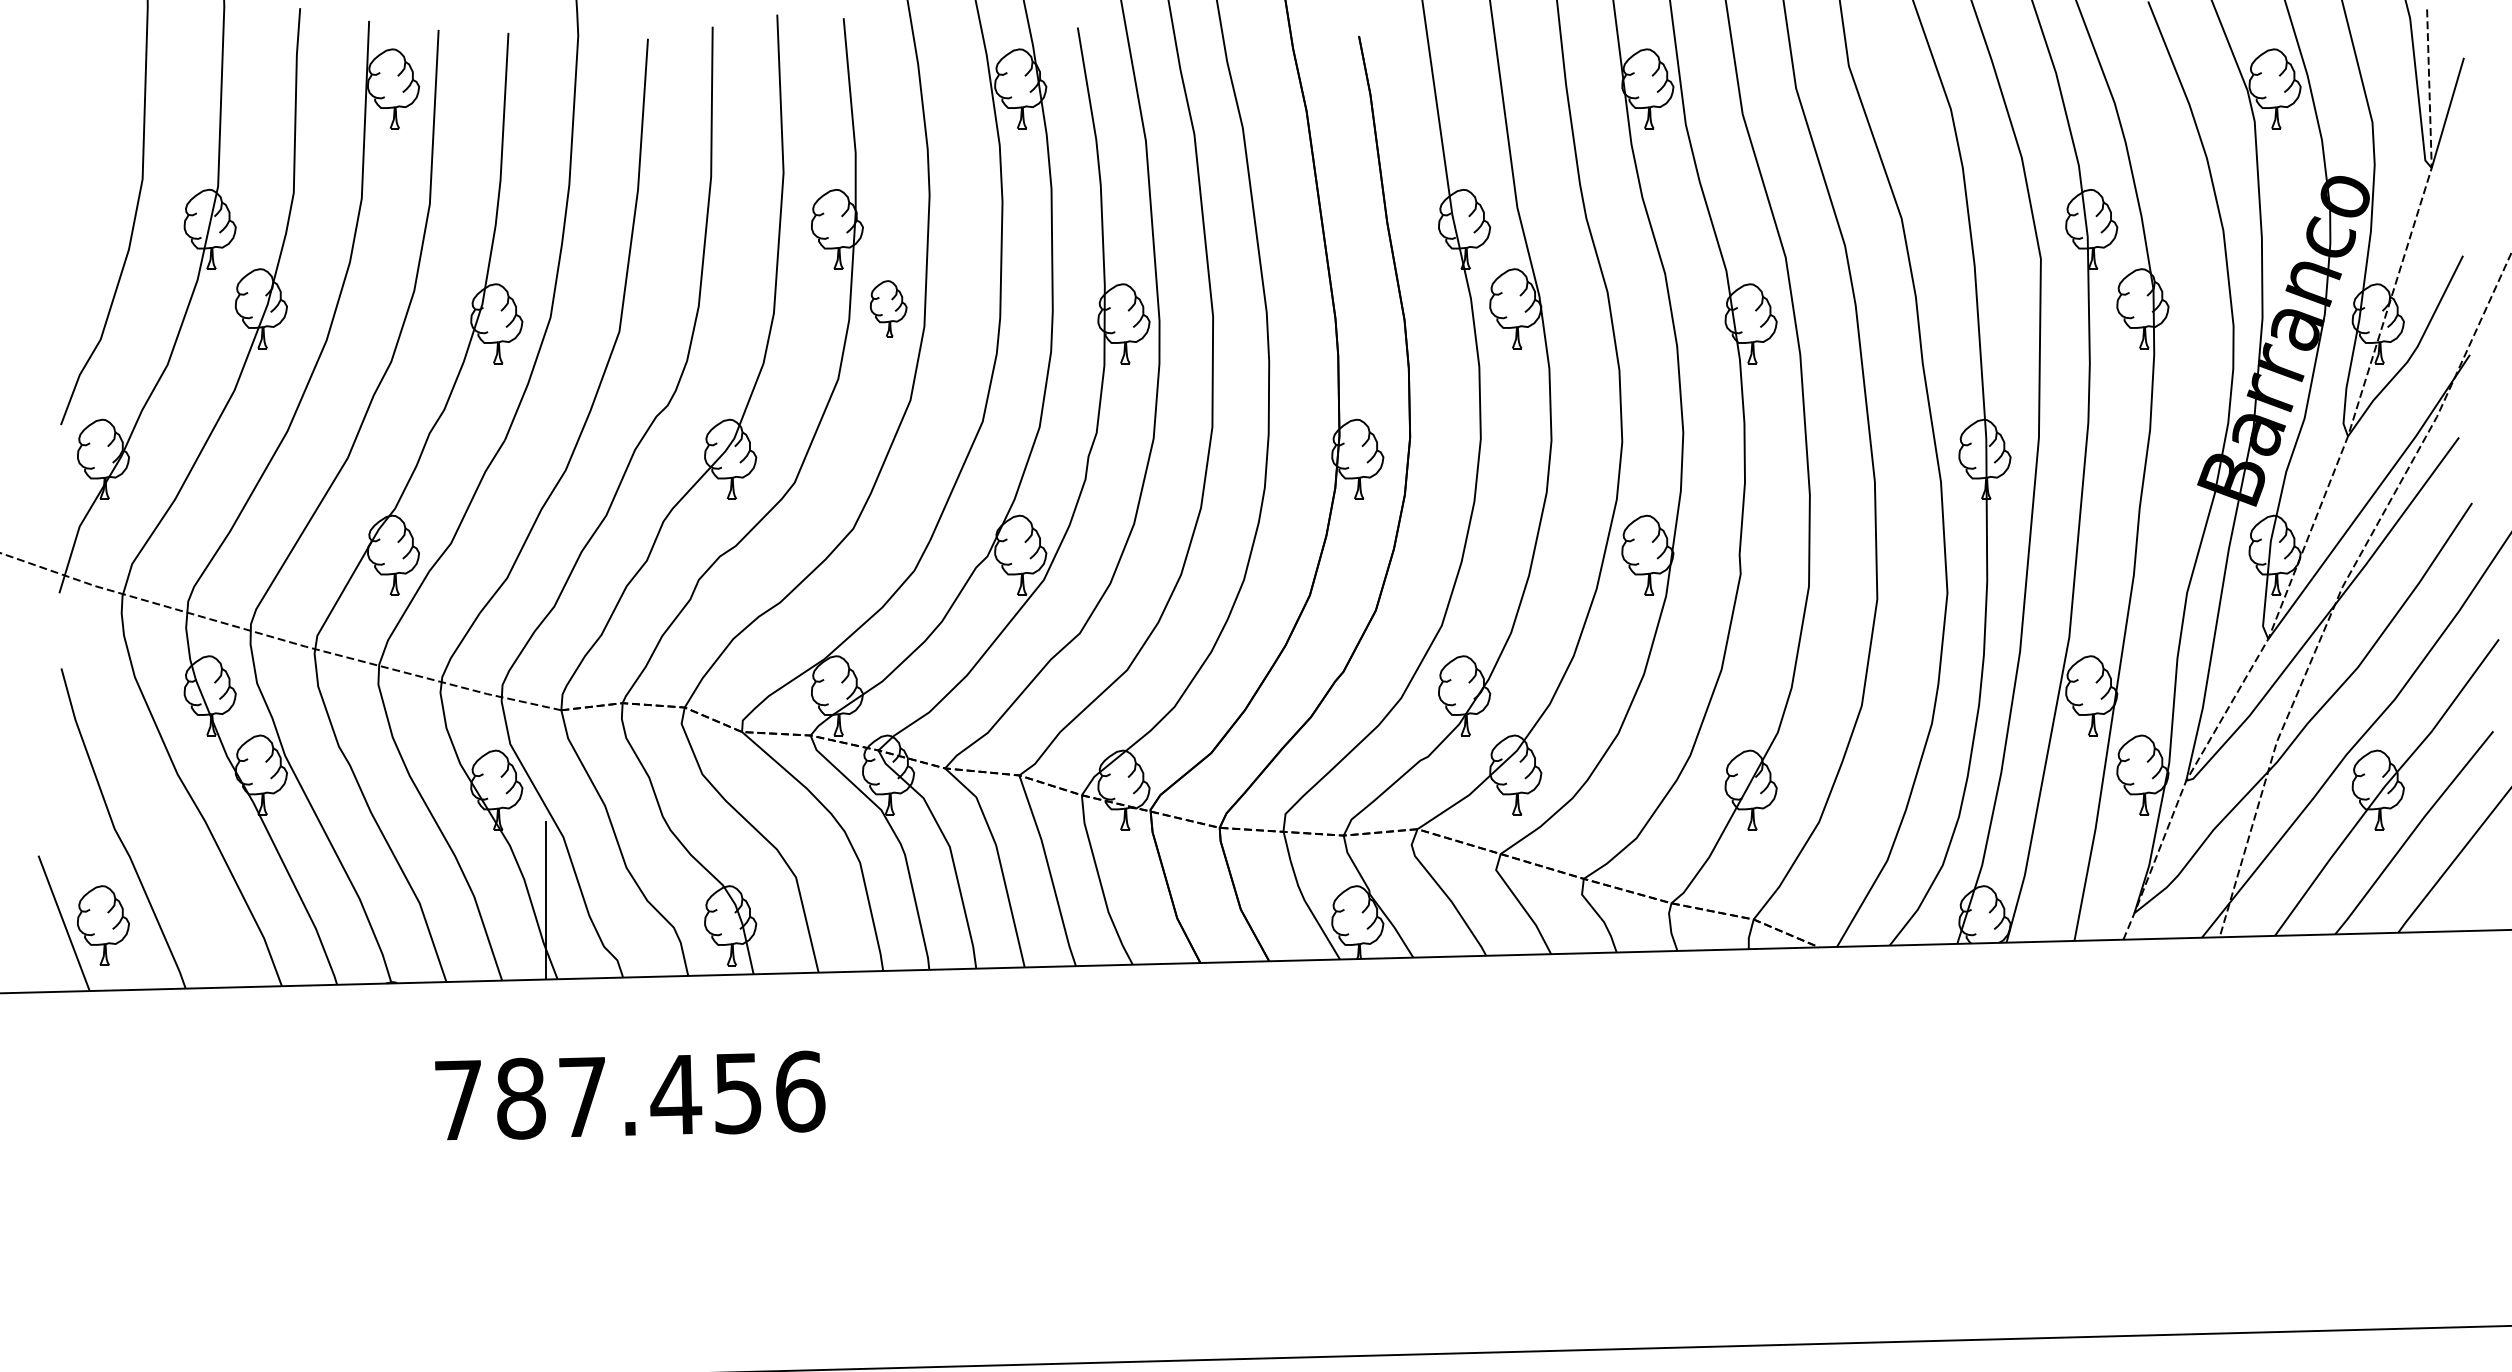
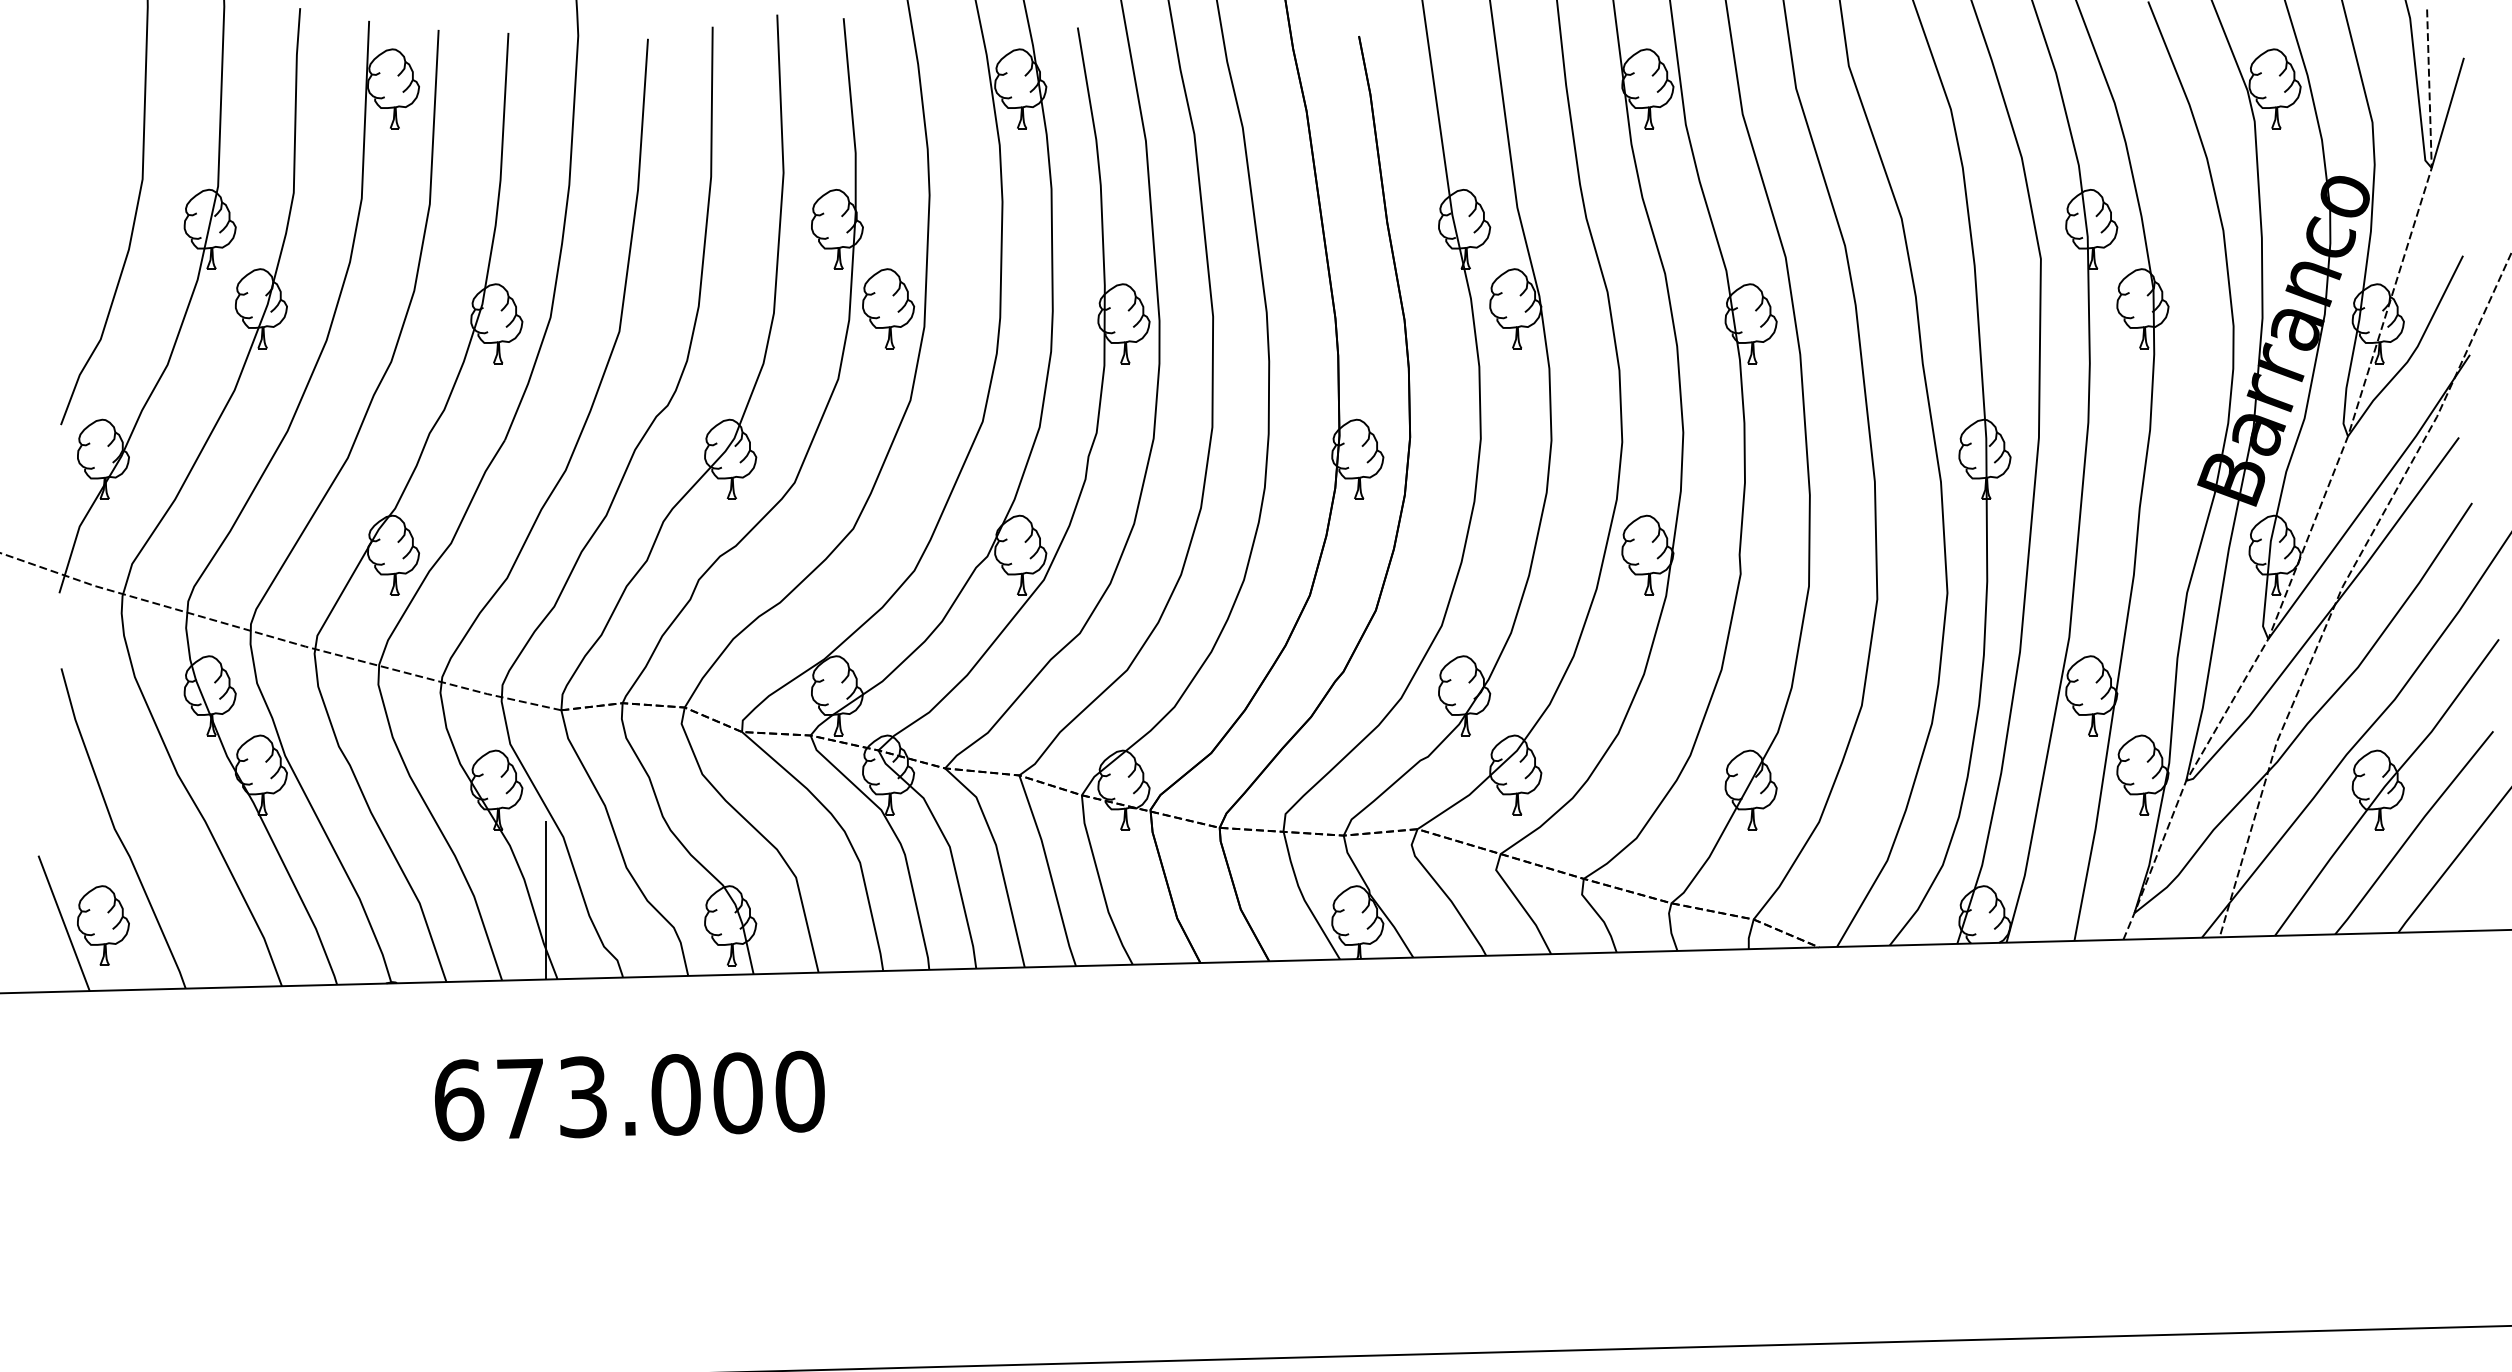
part size: 38x58 px -> 54x82 px (888, 308)
text: 787.456 -> 673.000 (630, 1095)
